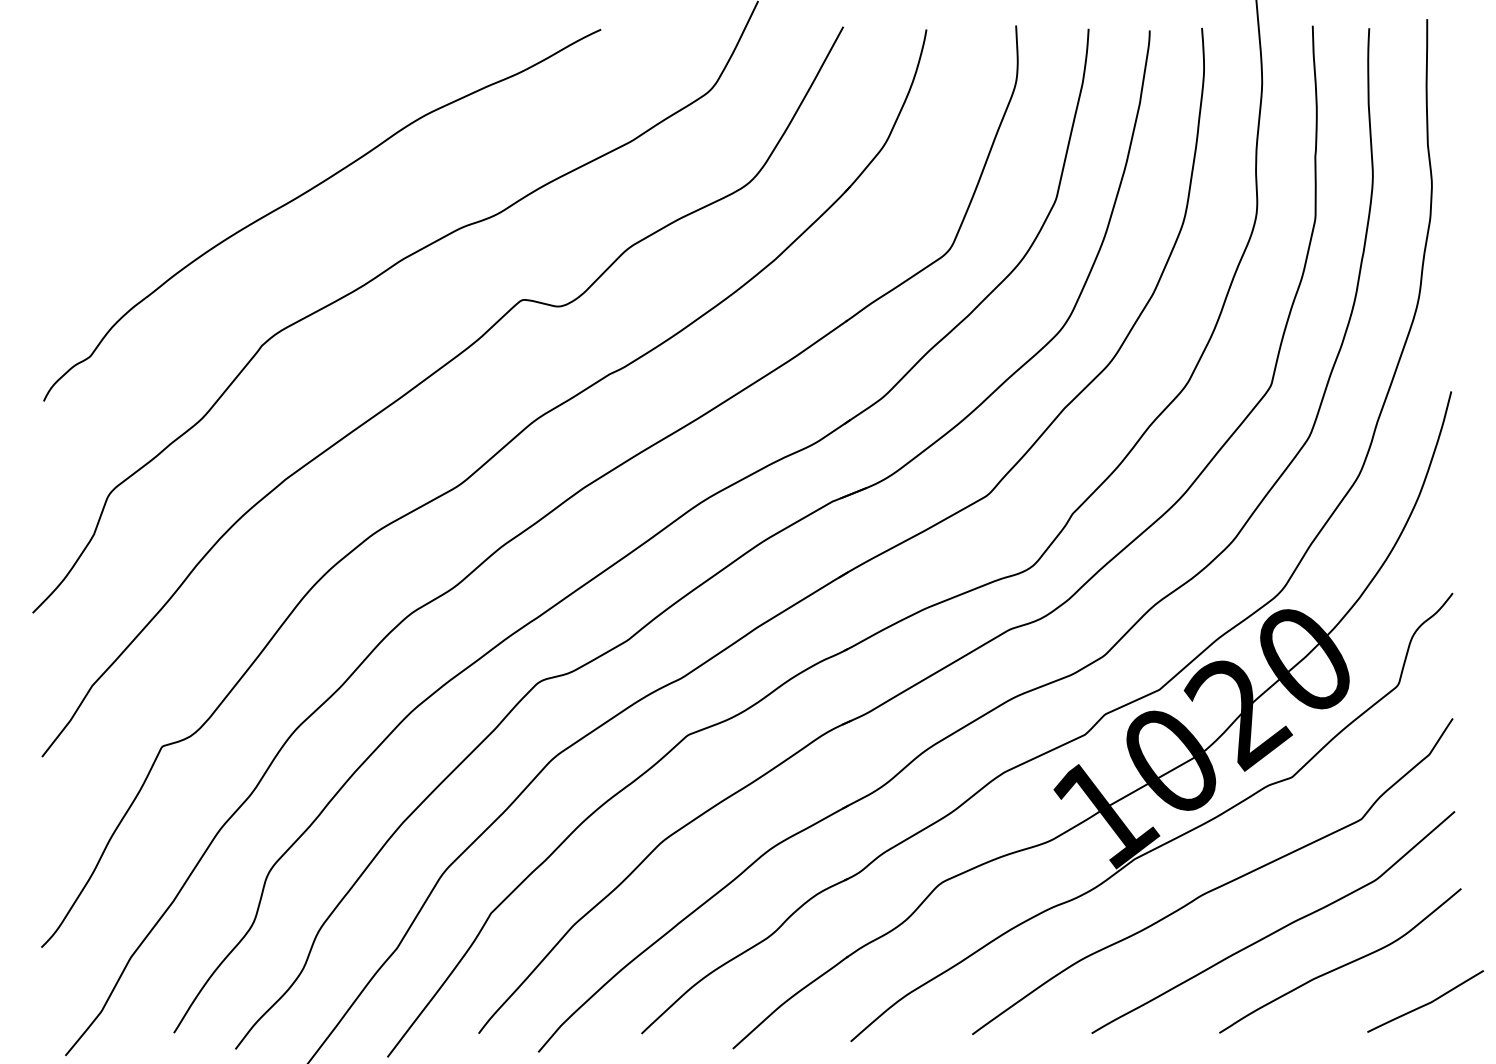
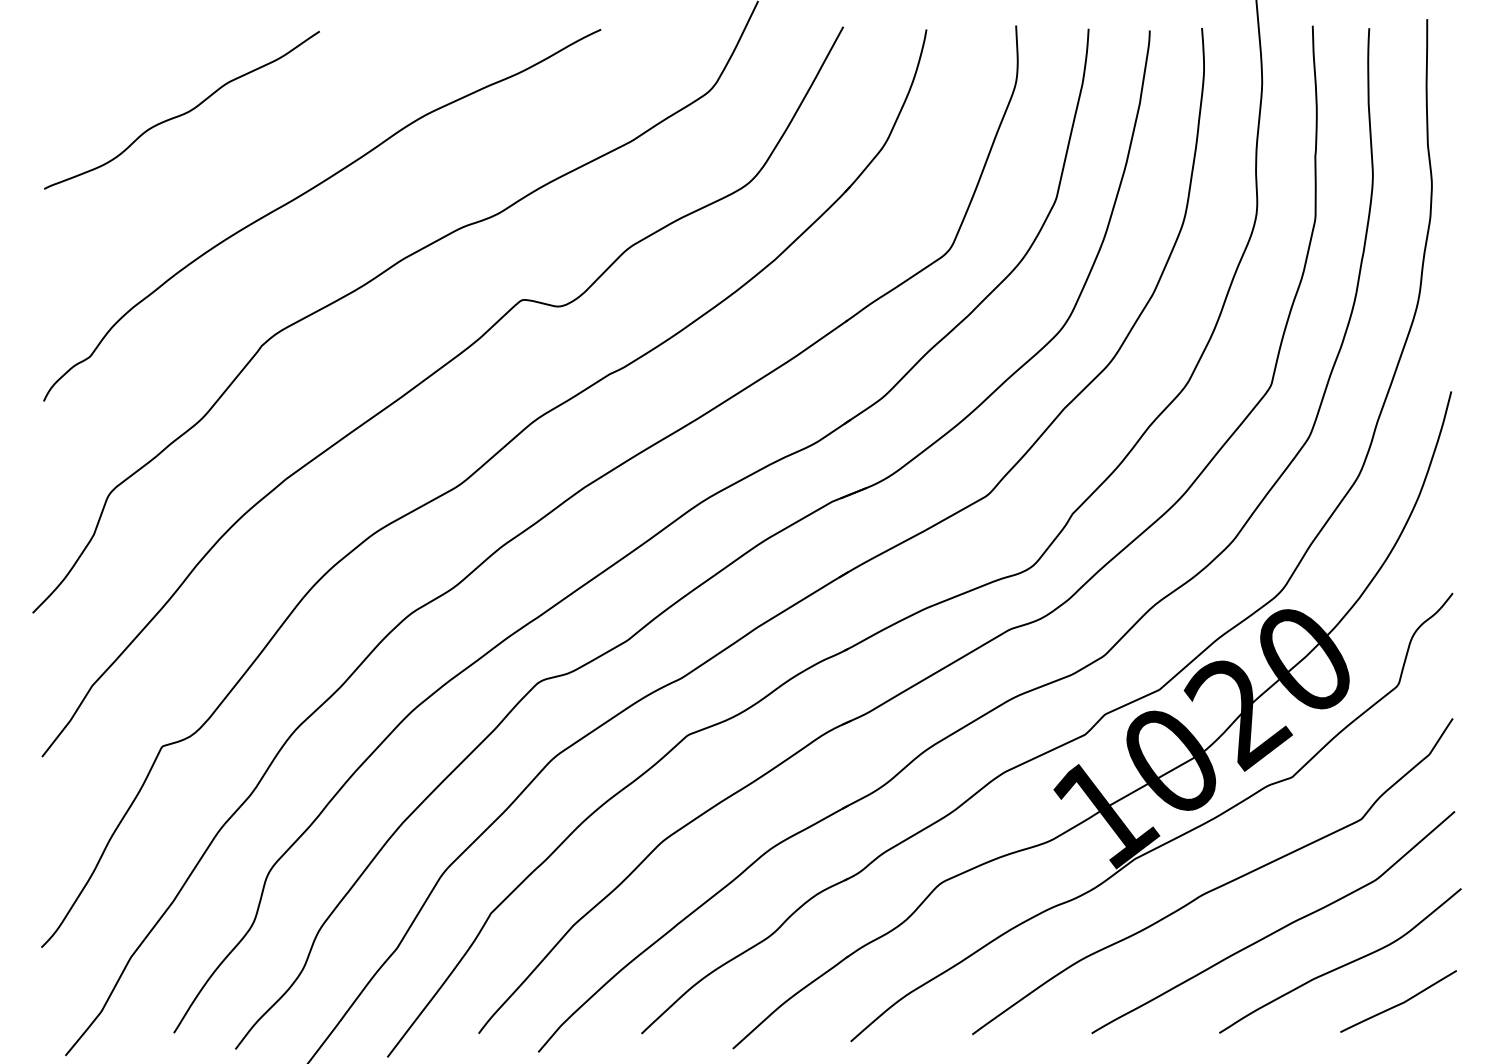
curve: none -> present (182, 113)
curve position: (1426, 1003) -> (1399, 1003) (1399, 1003)
